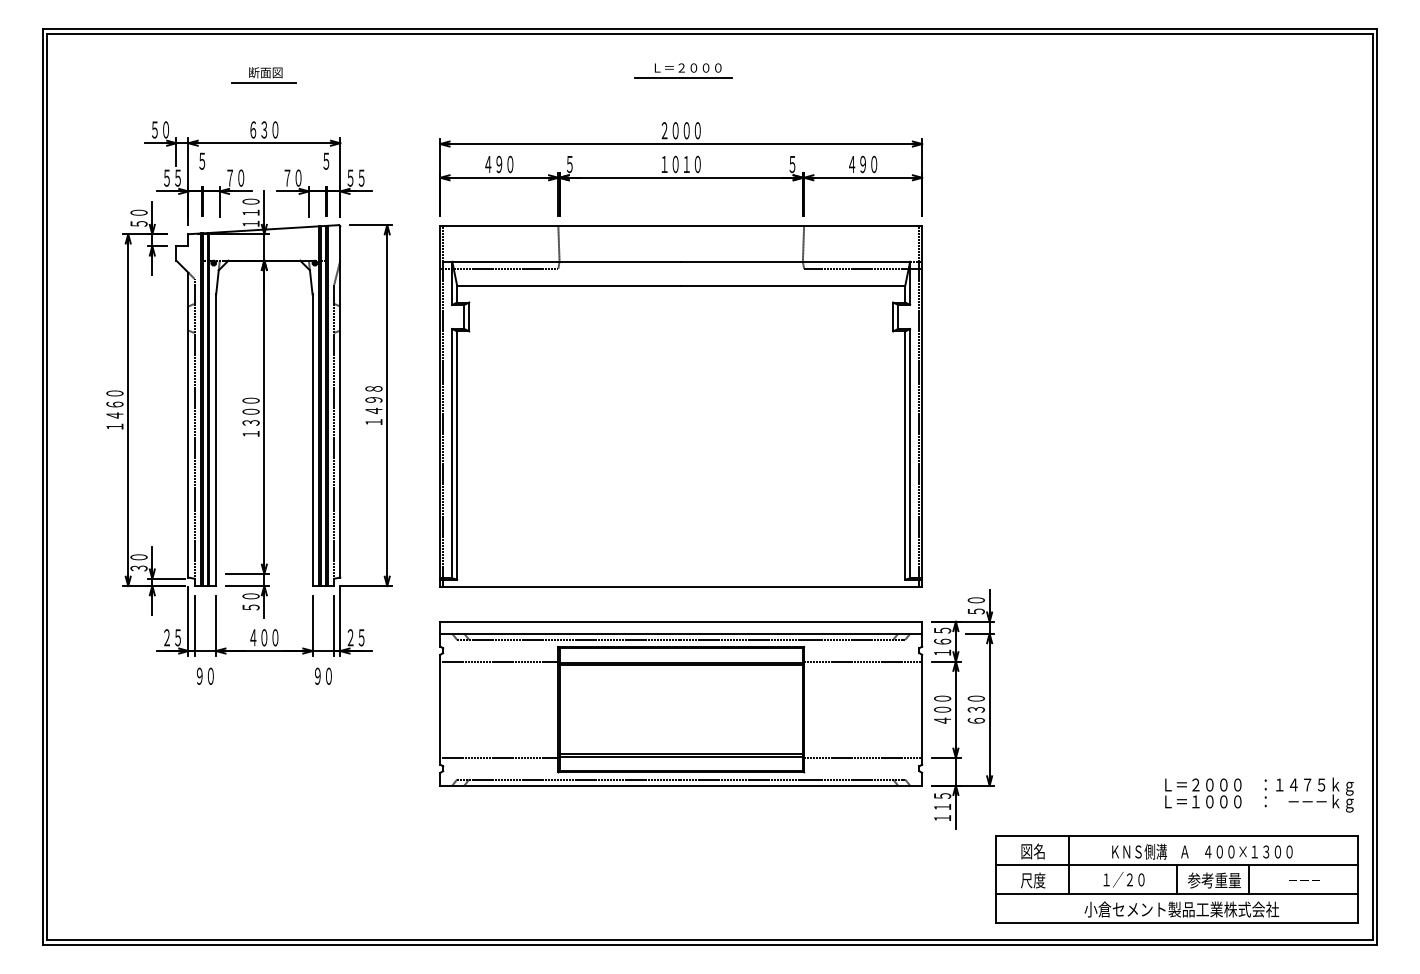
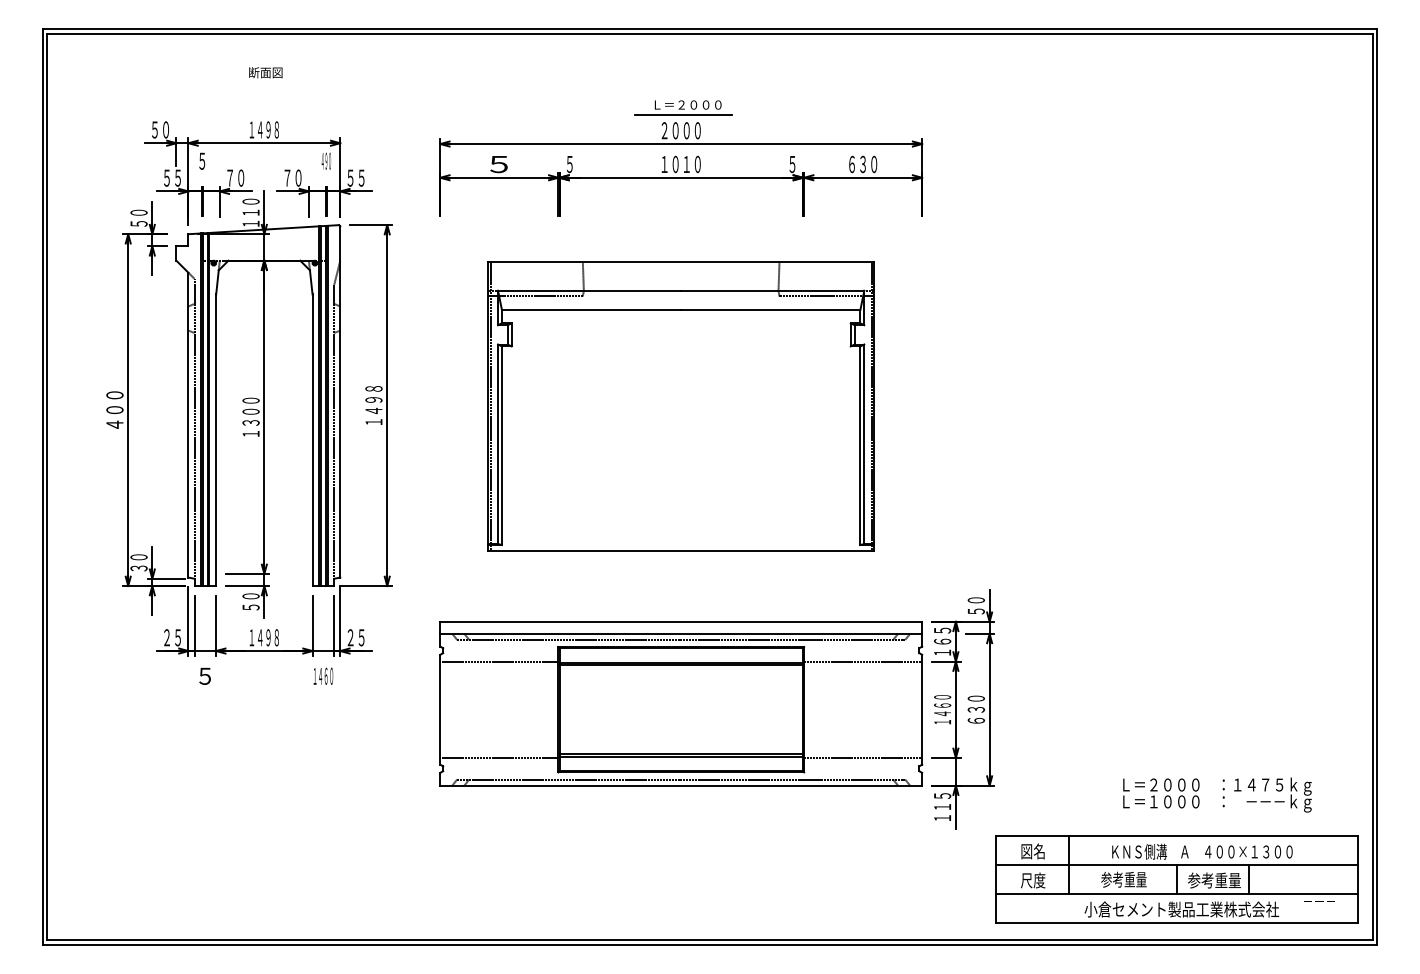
part position: (683, 70) -> (683, 107) (683, 107)
line: present -> none (264, 82)
text: ６３０ -> １４９８ (263, 129)
text: ５ -> ４９０ (326, 160)
text: ４９０ -> ５ (499, 164)
text: ４９０ -> ６３０ (857, 164)
part size: 484x363 px -> 388x291 px (680, 406)
text: １４６０ -> ４００ (114, 409)
text: ４００ -> １４９８ (263, 637)
text: ９０ -> ５ (204, 675)
text: ９０ -> １４６０ (323, 675)
text: ４００ -> １４６０ (942, 709)
text position: (1259, 794) -> (1217, 794) (1217, 794)
text: １／２０ -> 参考重量 (1123, 879)
text position: (1304, 880) -> (1319, 901) (1319, 901)
